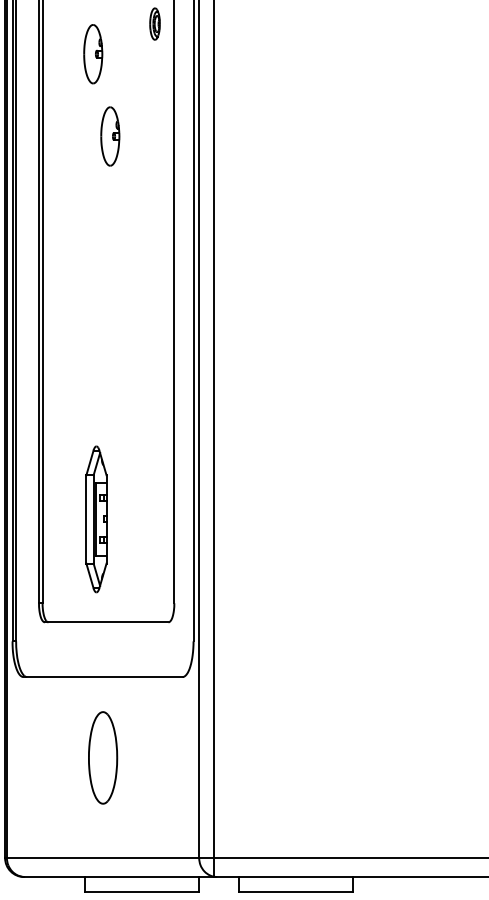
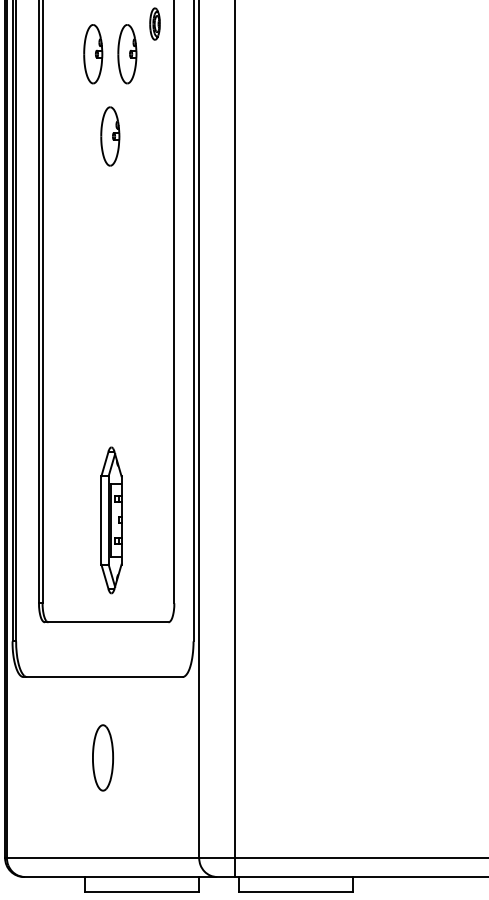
part: none -> present (127, 54)
line position: (214, 439) -> (235, 439) (235, 439)
part position: (96, 519) -> (111, 520) (111, 520)
part size: 31x94 px -> 22x68 px (102, 757)
